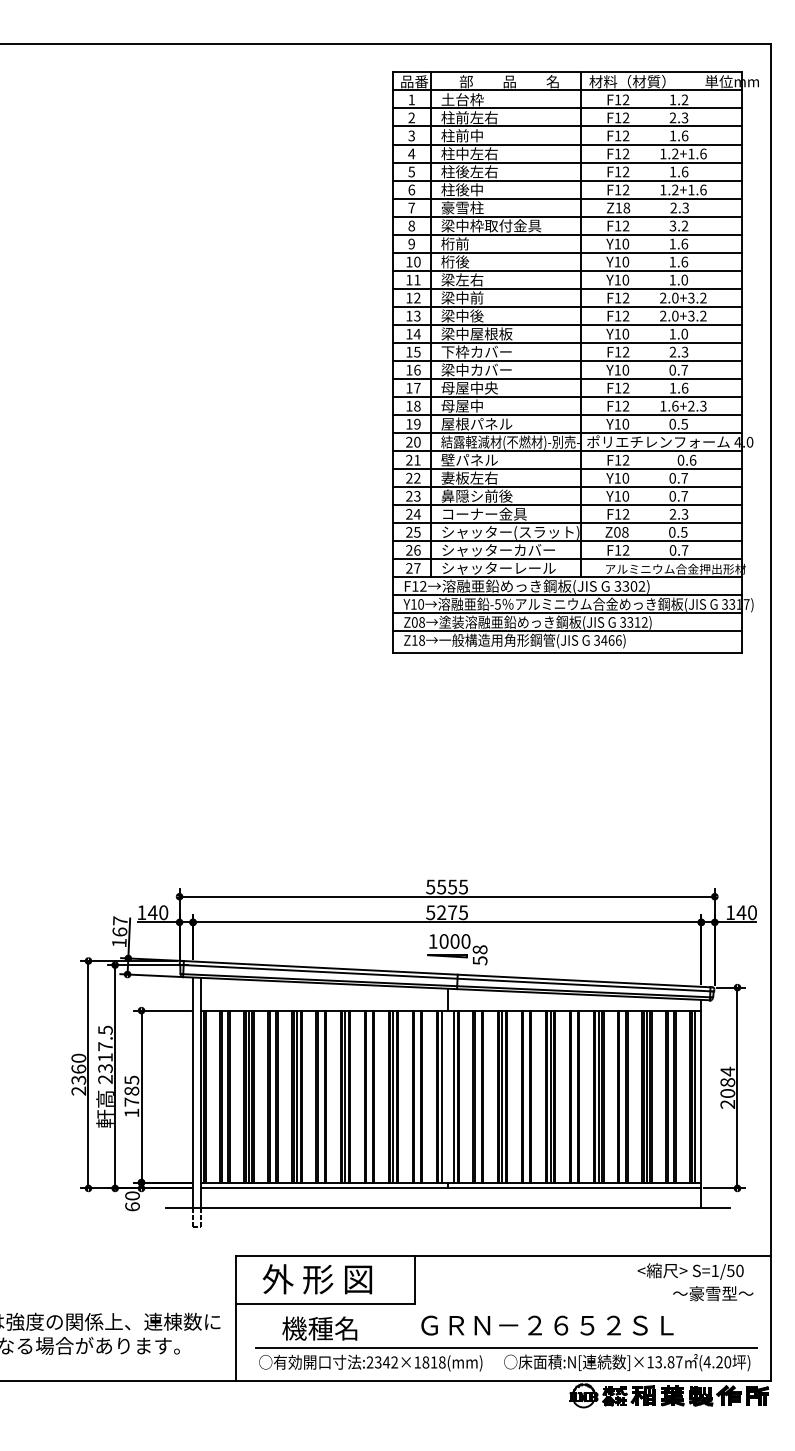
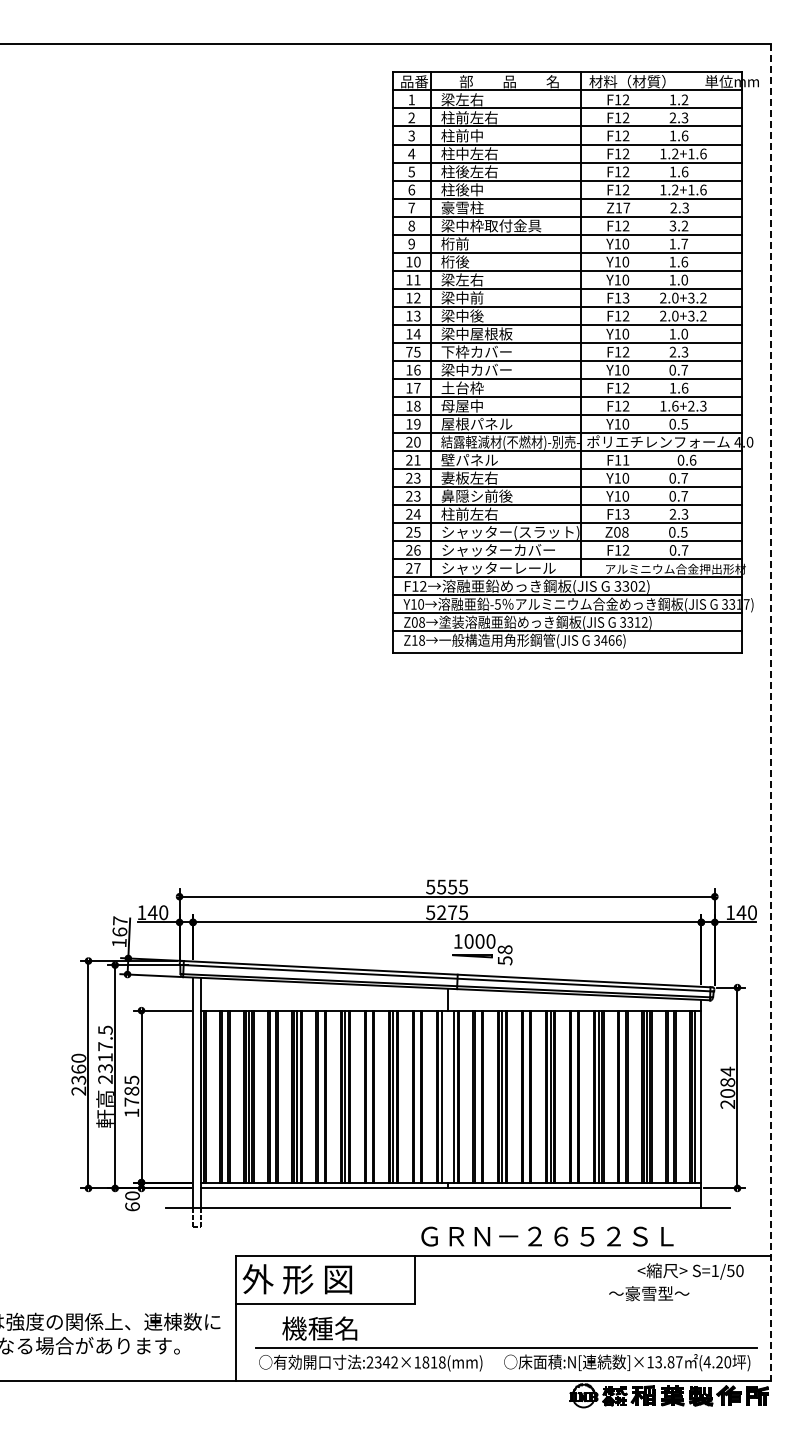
text: 土台枠 -> 梁左右 (462, 99)
text: Z18 -> Z17 (626, 207)
text: 1.6 -> 1.7 (684, 243)
text: F12 -> F13 (626, 298)
text: 15 -> 75 (409, 351)
text: 母屋中央 -> 土台枠 (469, 387)
text: F12 -> F11 (625, 459)
text: 22 -> 23 (417, 478)
text: コーナー金具 -> 柱前左右 (483, 513)
text: F12 -> F13 (625, 514)
line: solid -> dashed (771, 712)
part position: (457, 949) -> (482, 949) (482, 949)
text position: (316, 1279) -> (296, 1279) (296, 1279)
text position: (713, 1293) -> (649, 1293) (649, 1293)
text position: (547, 1325) -> (547, 1236) (547, 1236)
